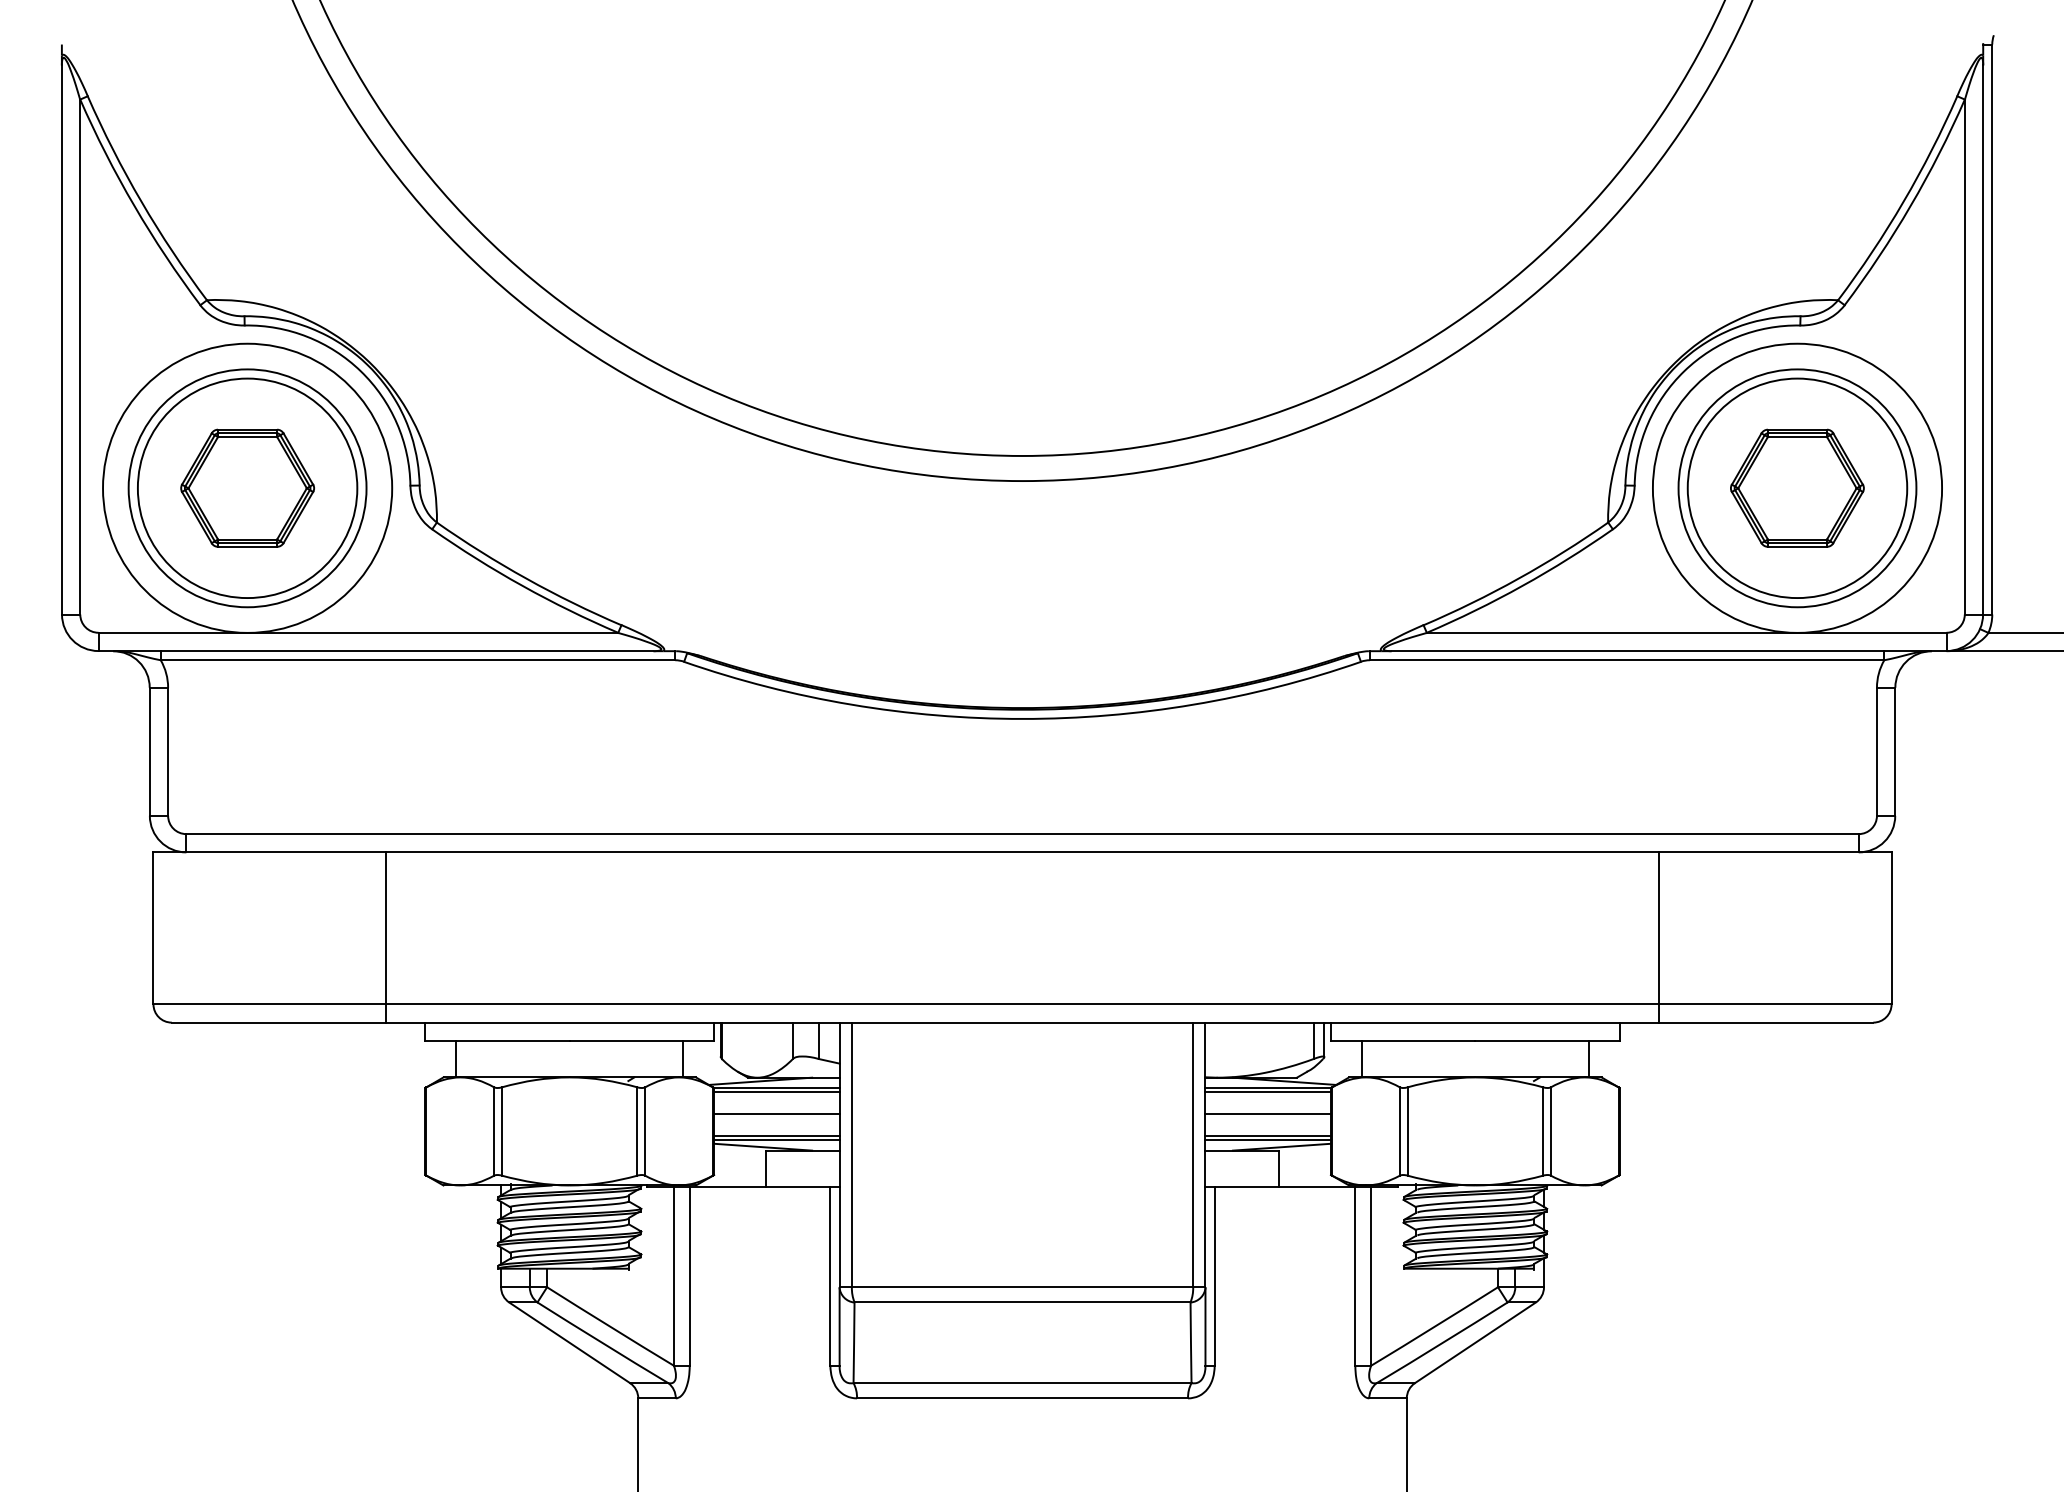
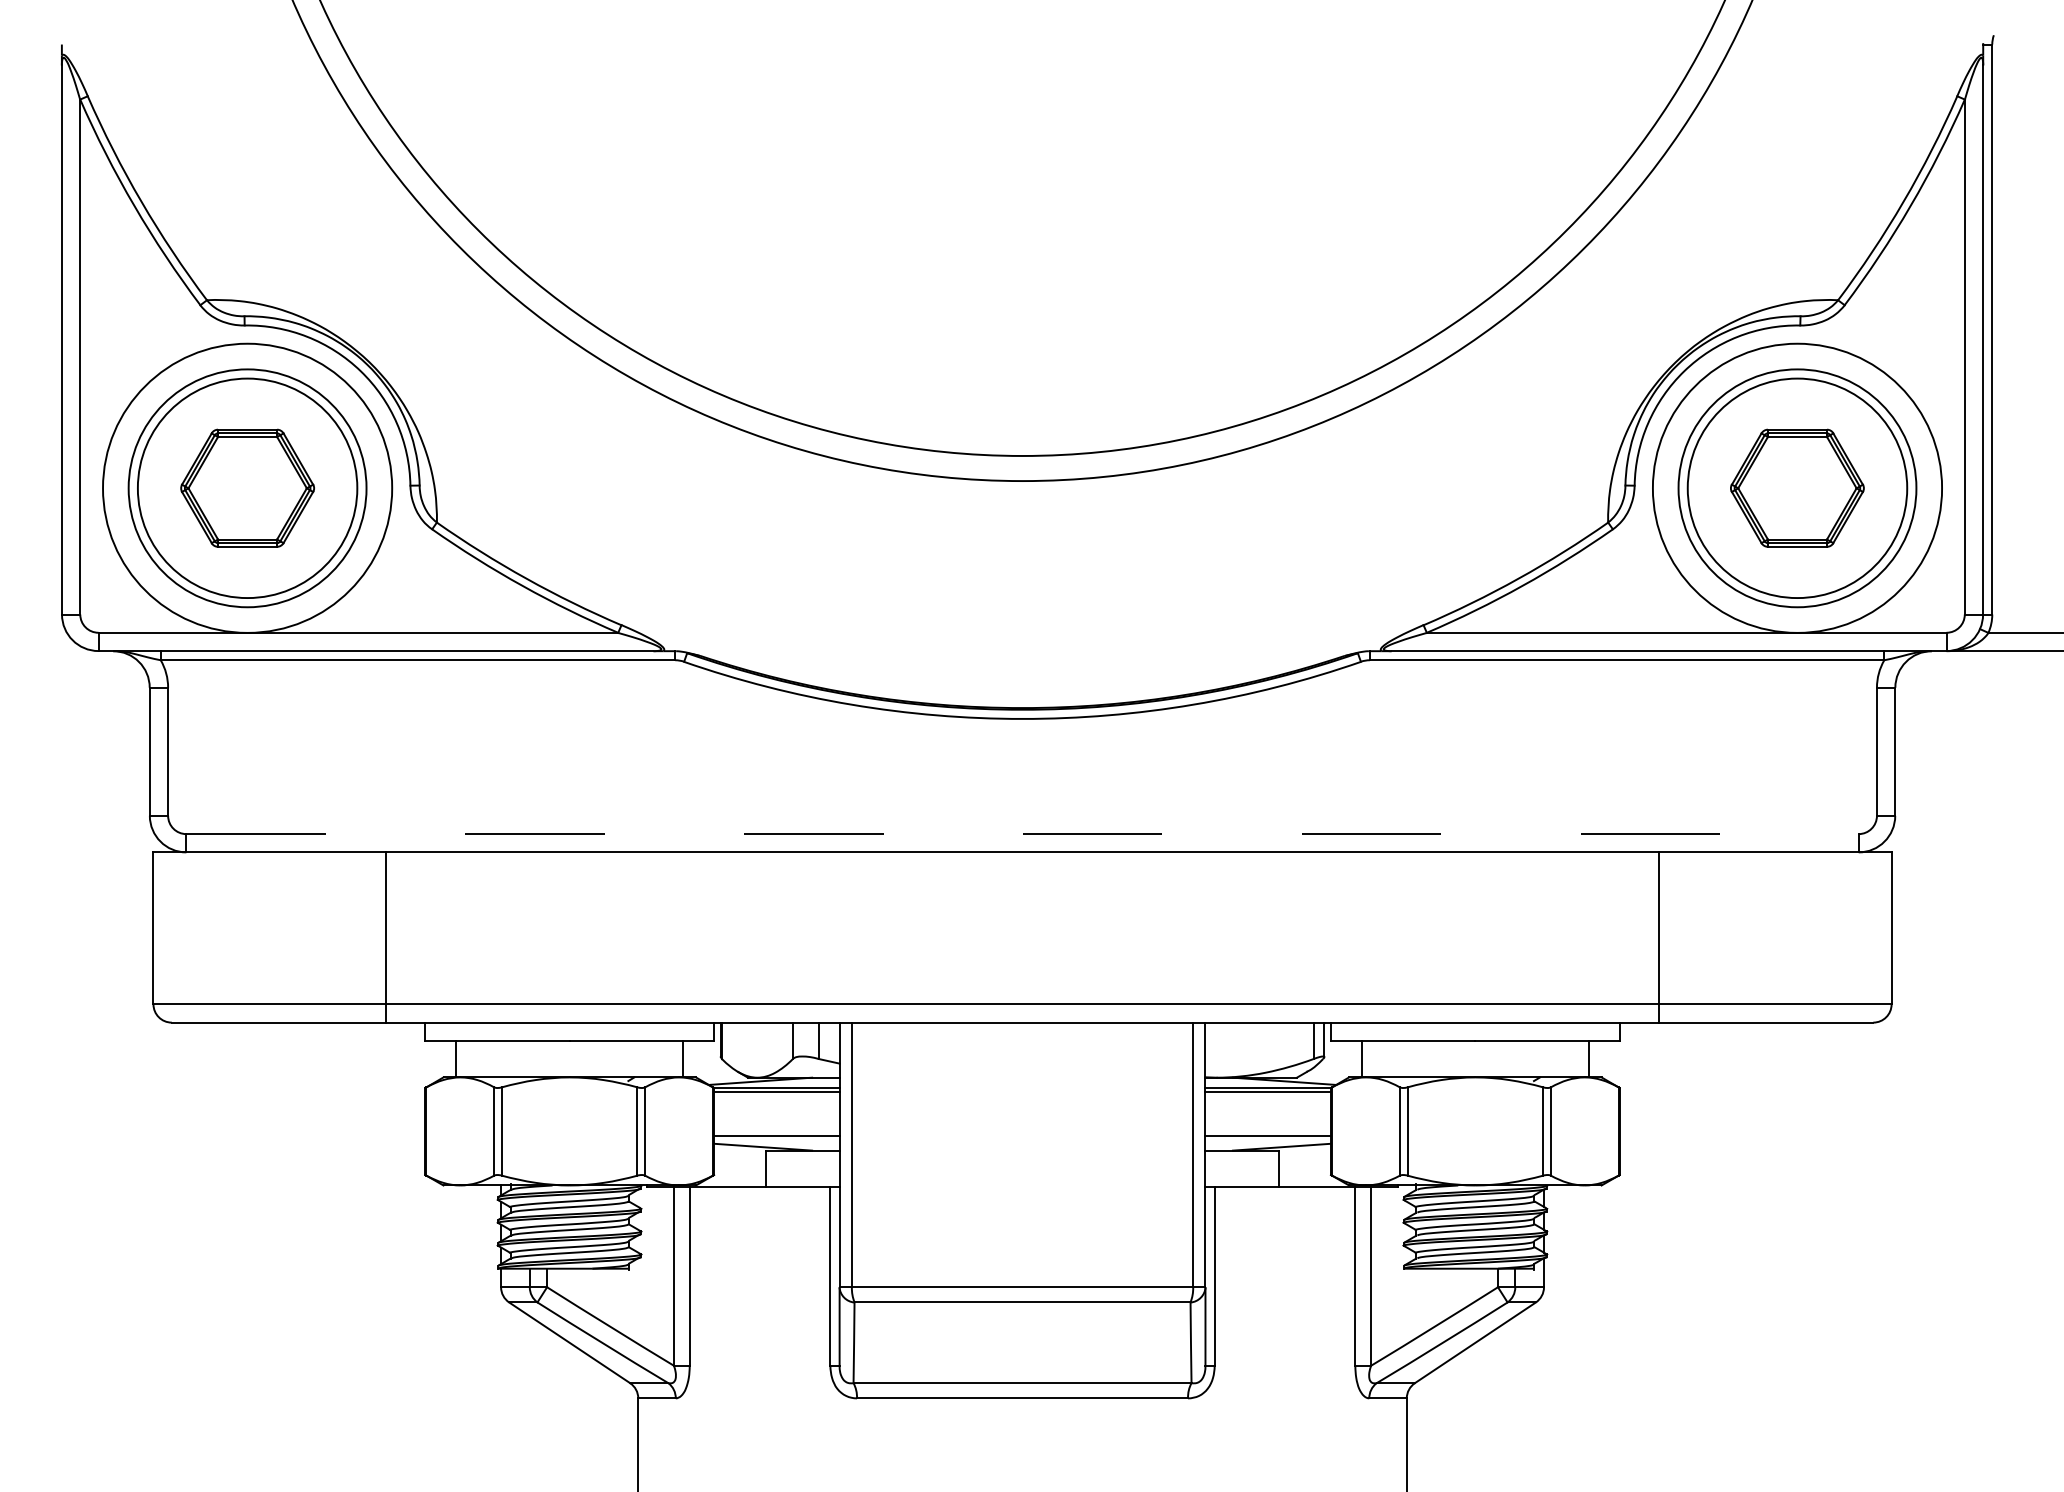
line: solid -> dashed (1023, 834)
line: present -> none (776, 1114)
line: present -> none (1267, 1114)
line: present -> none (776, 1140)
line: present -> none (1267, 1140)
